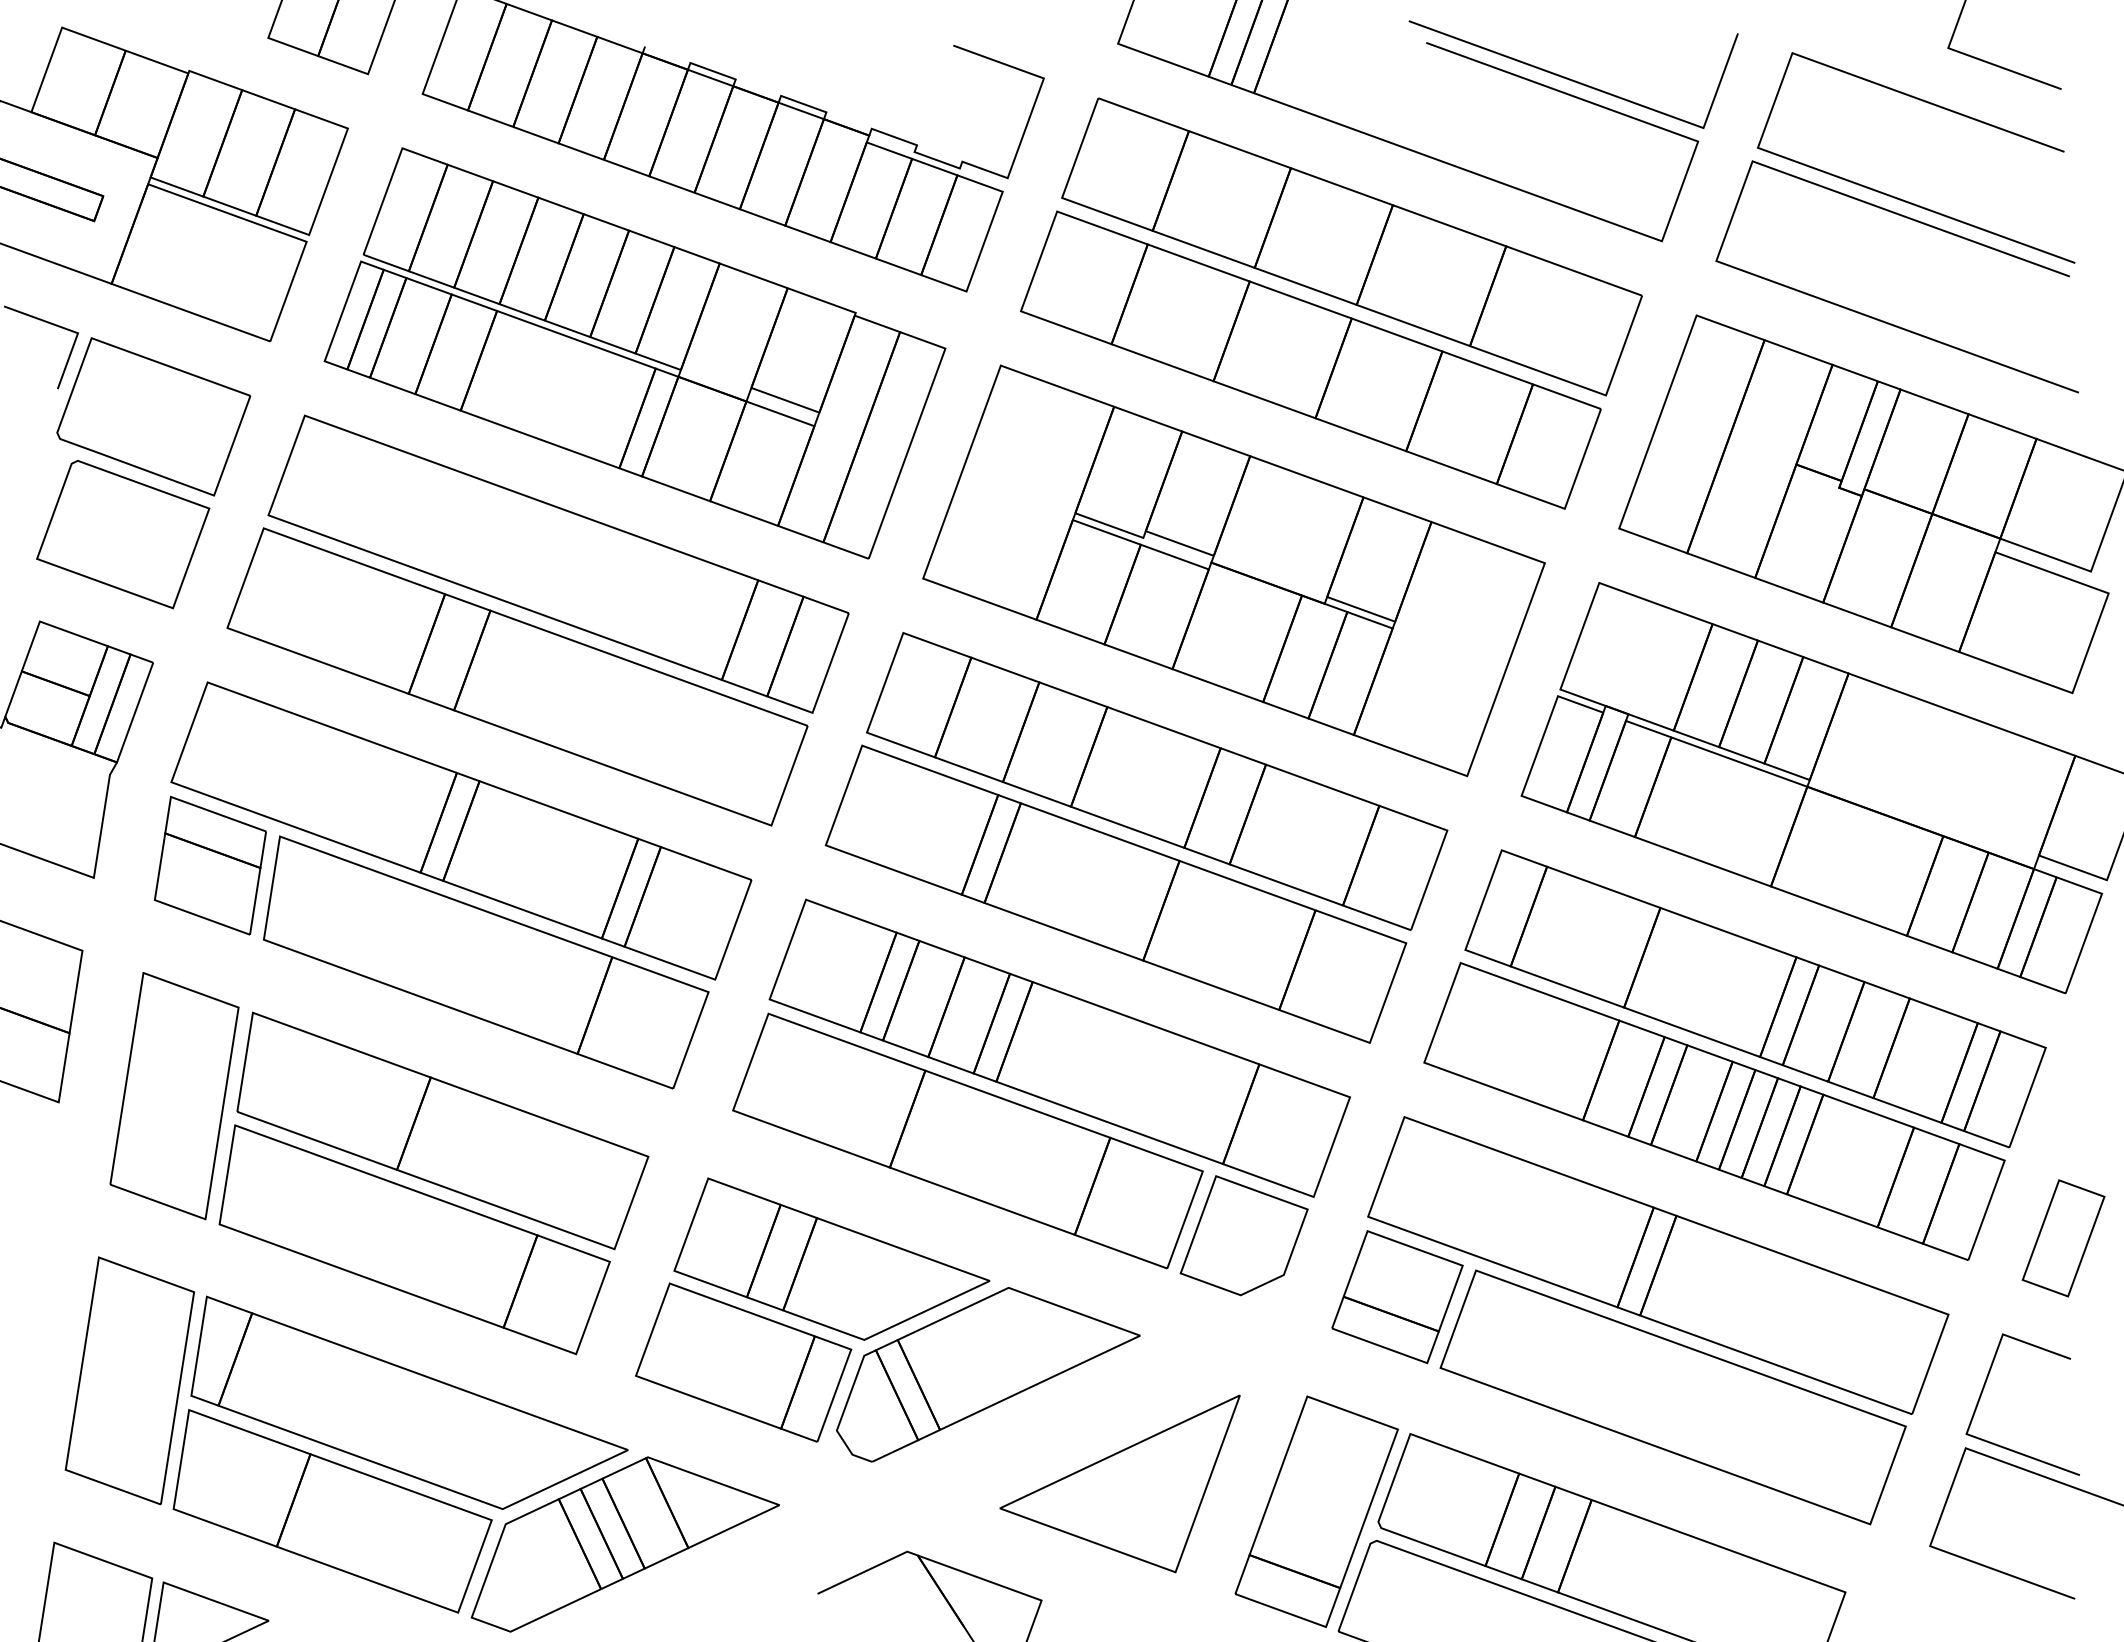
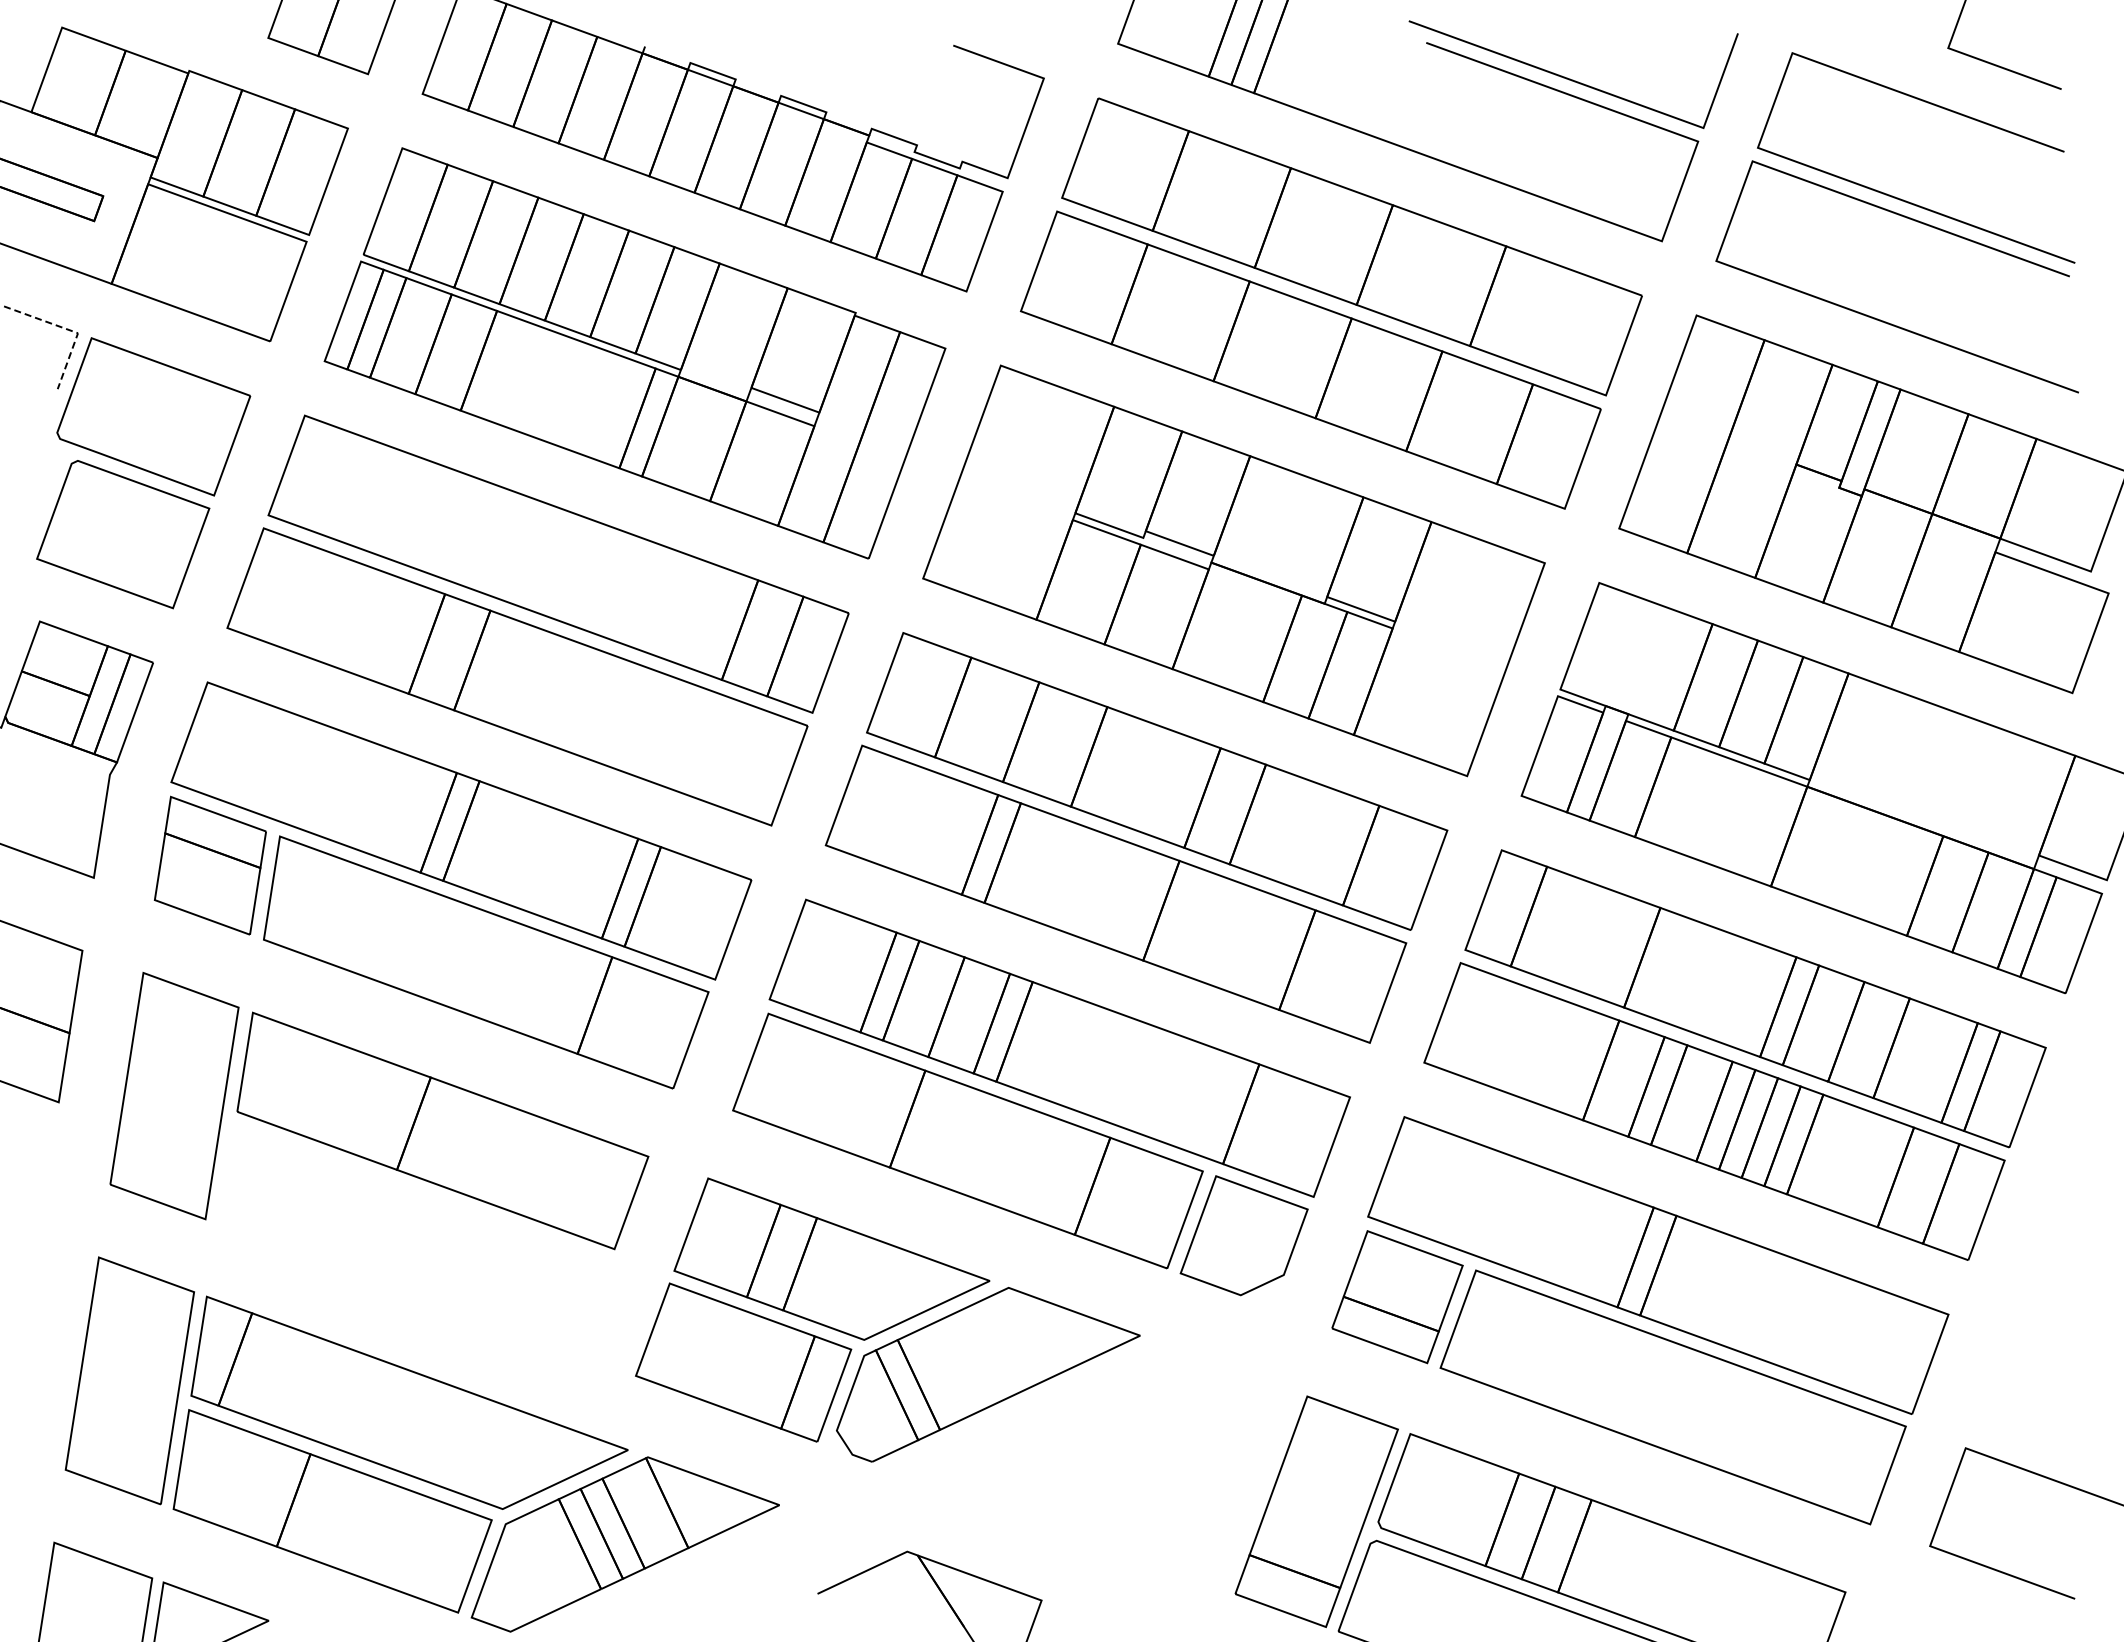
line: solid -> dashed (70, 330)
part: present -> none (2063, 1238)
part: present -> none (414, 1239)
curve: present -> none (1983, 1391)
part: present -> none (1119, 1483)
